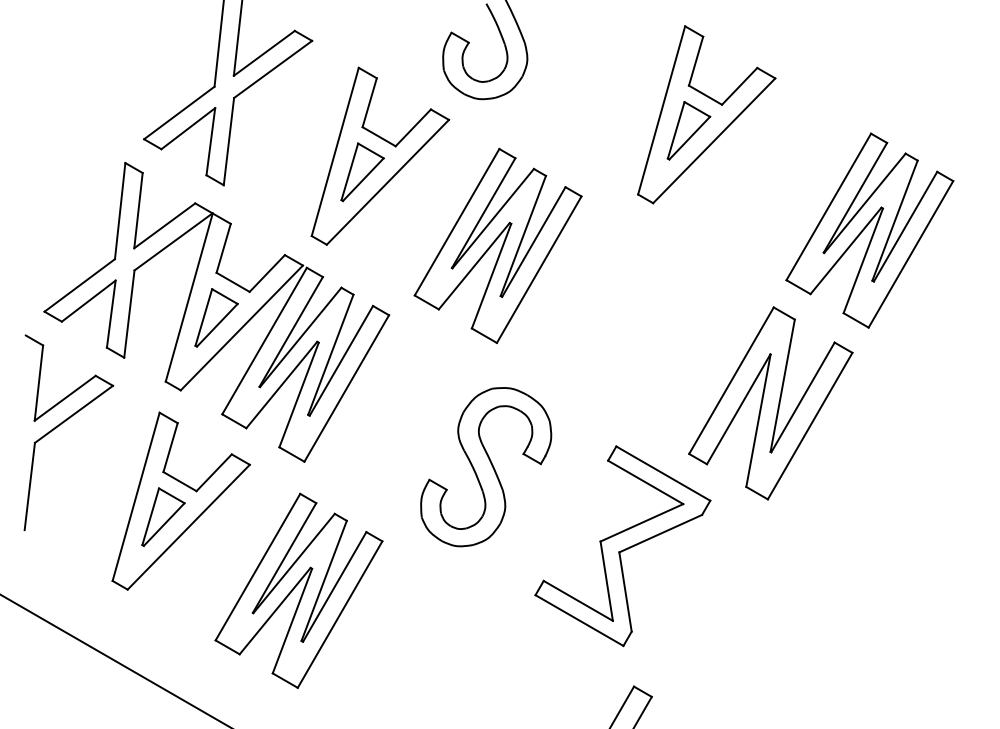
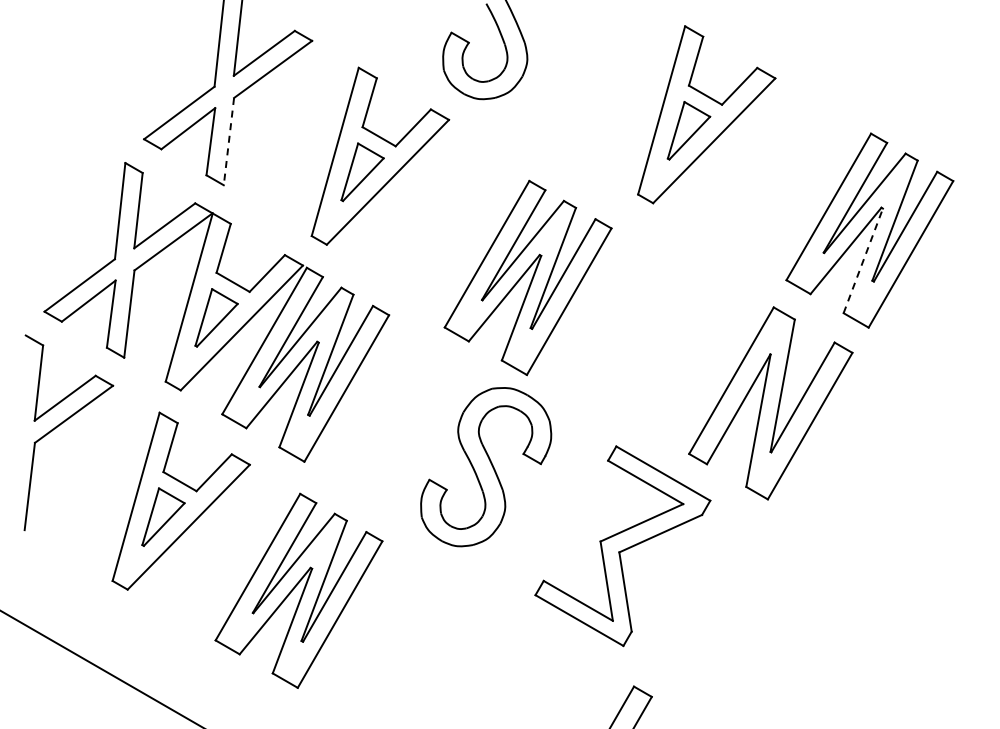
line: solid -> dashed (228, 141)
part position: (497, 245) -> (527, 277) (527, 277)
line: solid -> dashed (863, 260)
line position: (114, 660) -> (100, 668) (100, 668)
